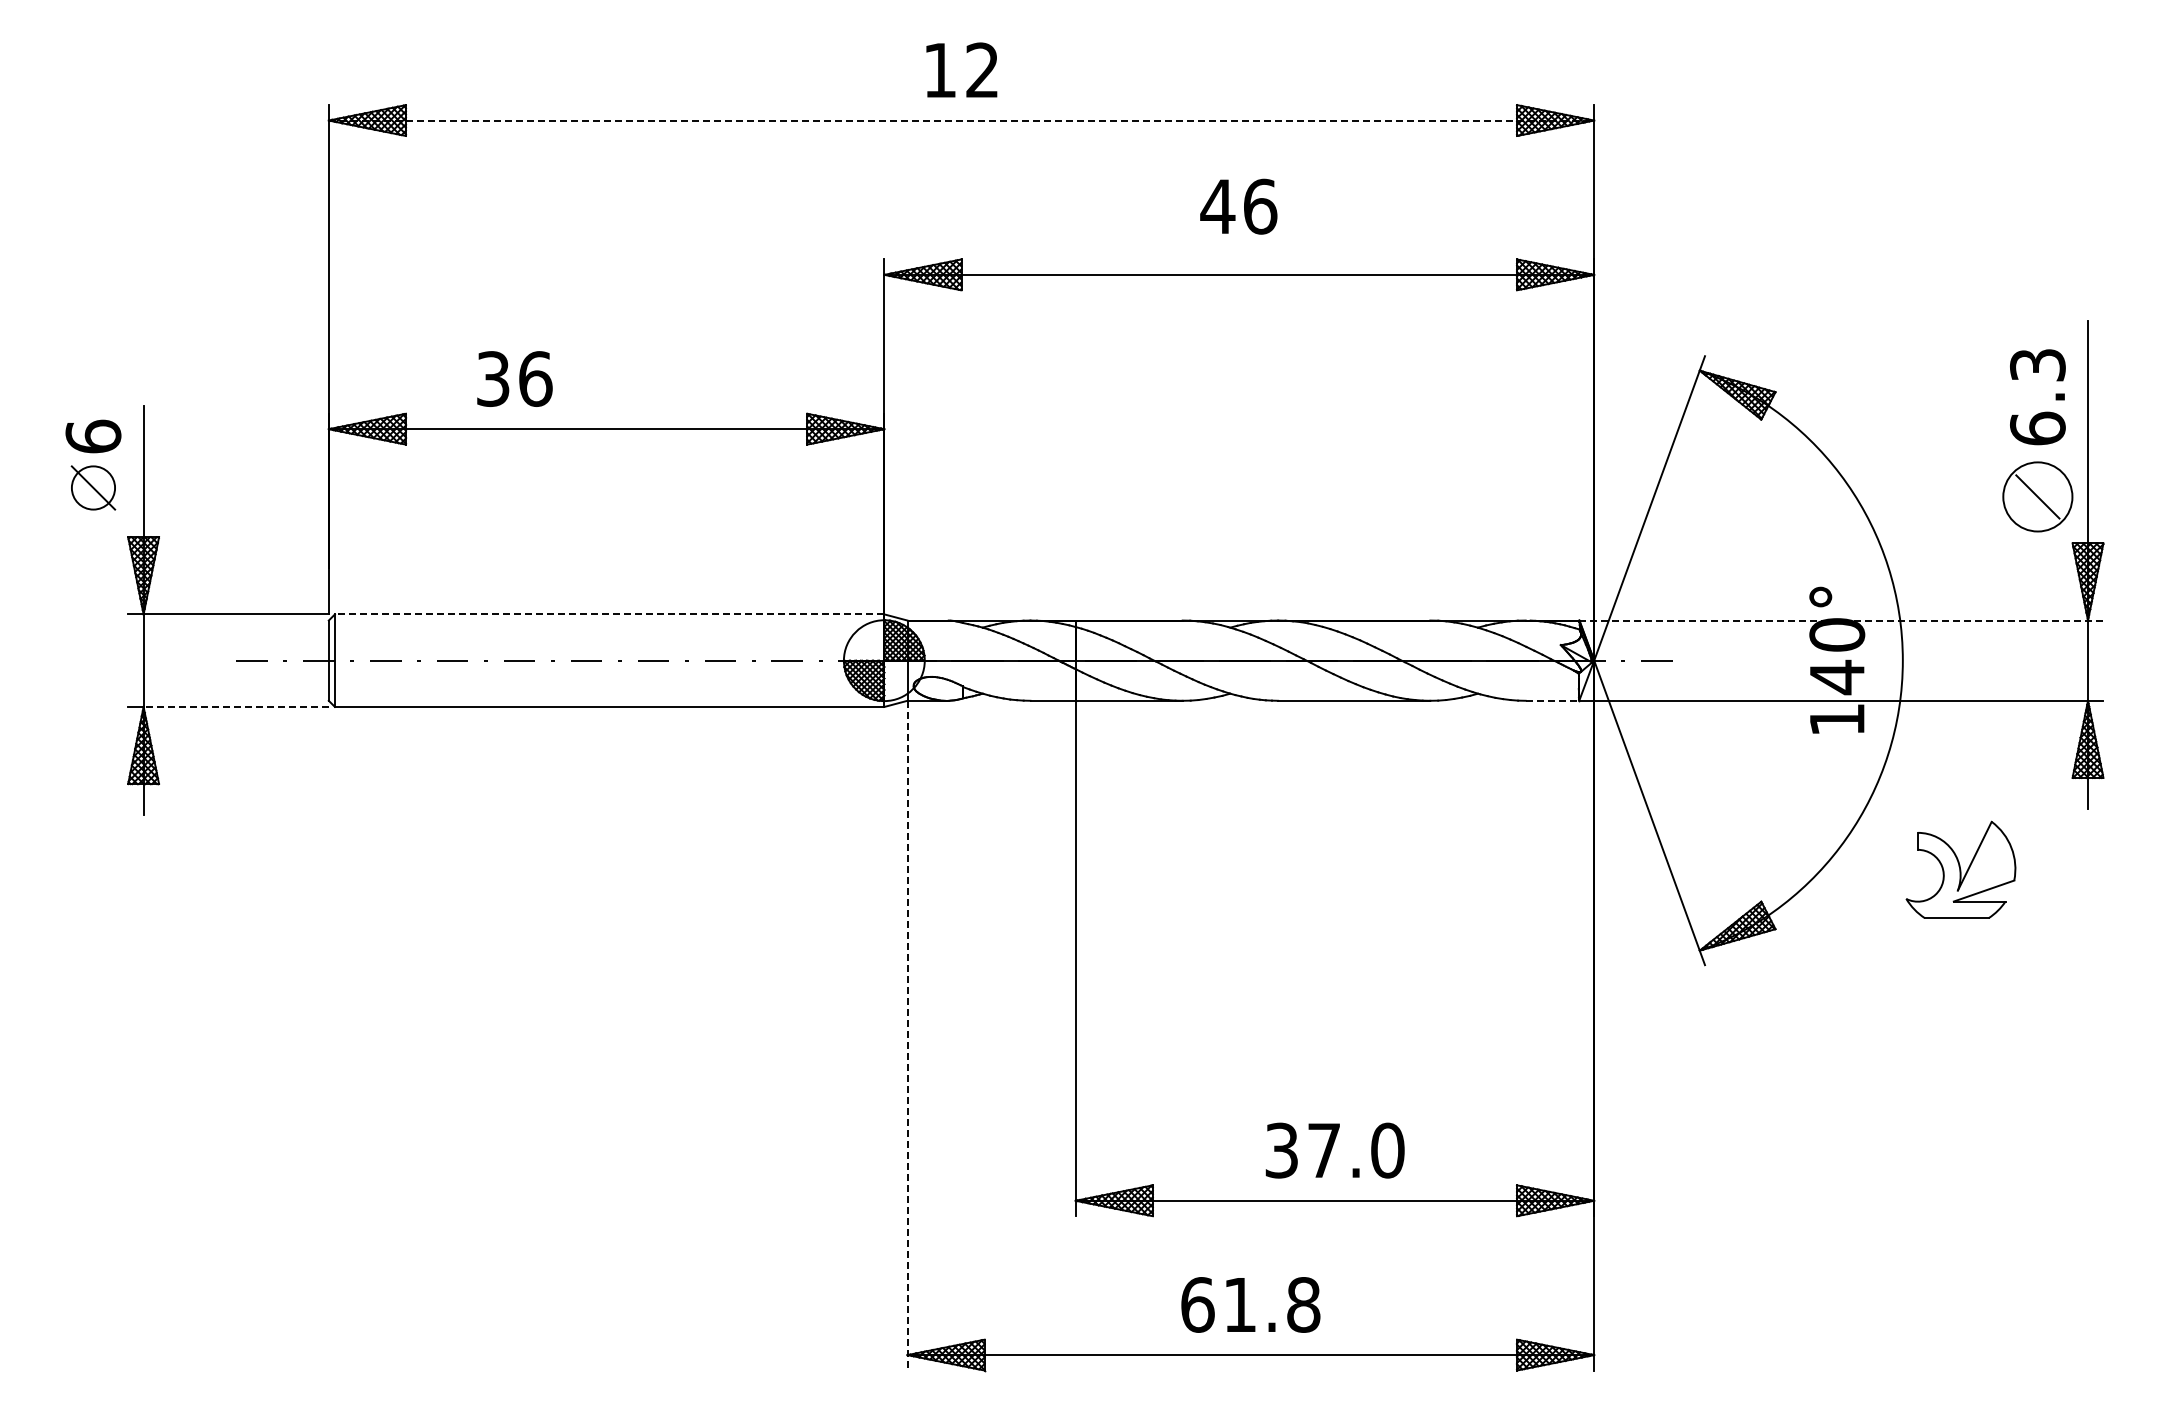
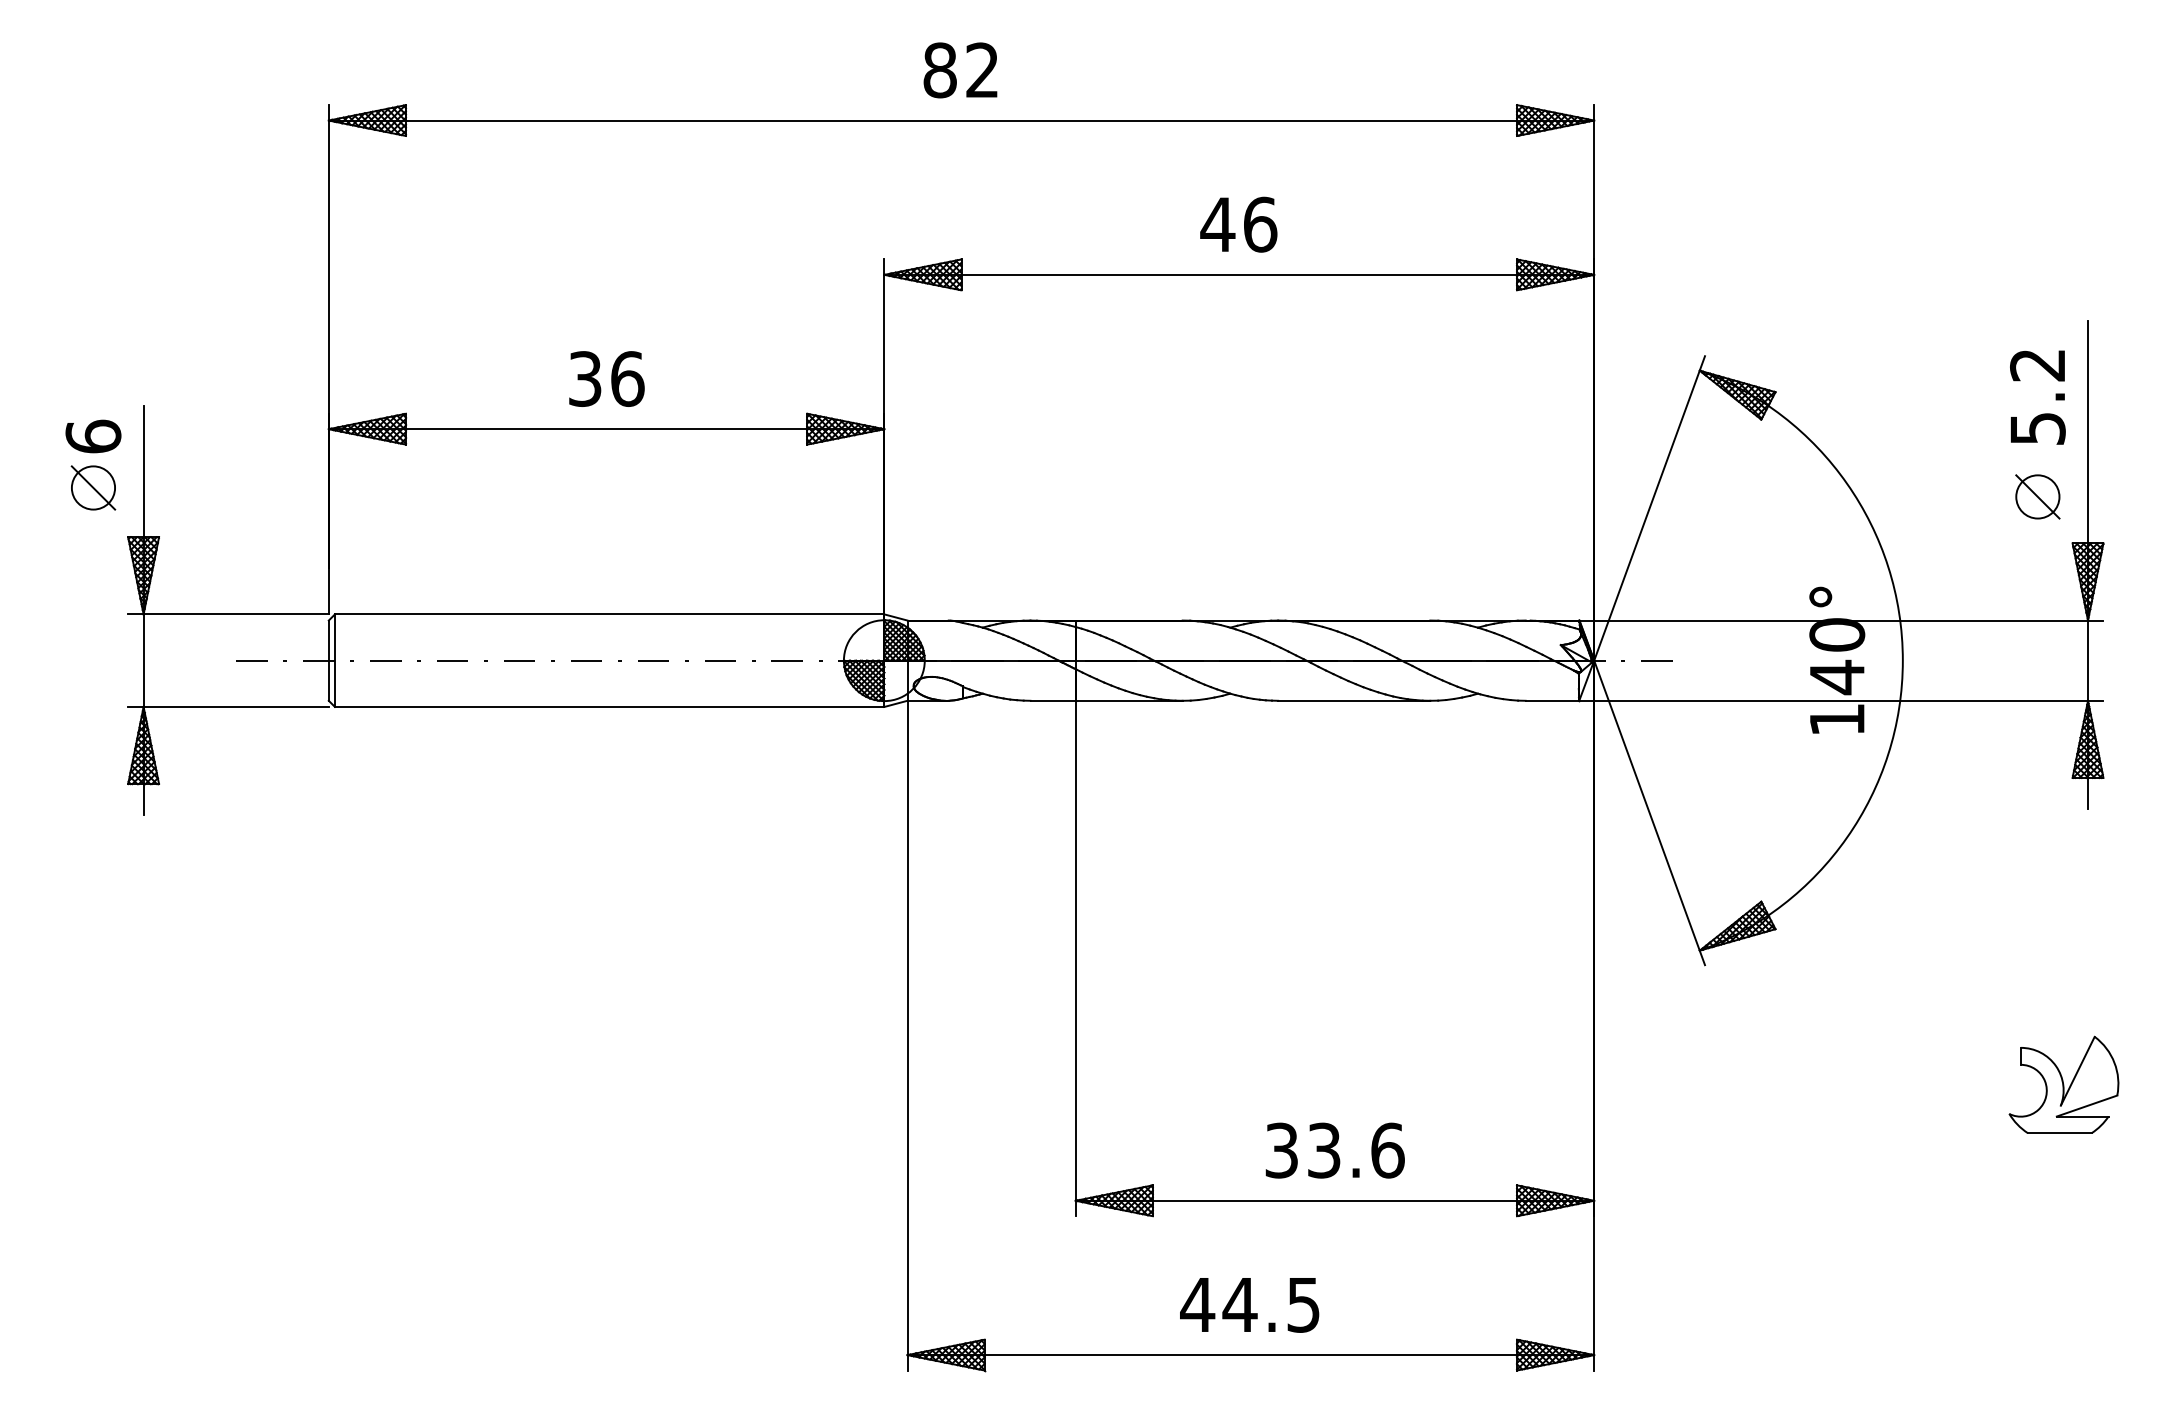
text: 12 -> 82 (939, 70)
line: dashed -> solid (961, 120)
text position: (1238, 206) -> (1238, 224) (1238, 224)
text position: (514, 378) -> (606, 378) (606, 378)
text: 6.3 -> 5.2 (2037, 397)
circle diameter: 69 px -> 43 px (2037, 496)
line: dashed -> solid (609, 614)
line: dashed -> solid (1841, 620)
line: dashed -> solid (1552, 700)
line: dashed -> solid (236, 706)
part position: (1960, 869) -> (2063, 1084) (2063, 1084)
line: dashed -> solid (907, 1035)
text: 37.0 -> 33.6 (1356, 1150)
text: 61.8 -> 44.5 (1250, 1304)
